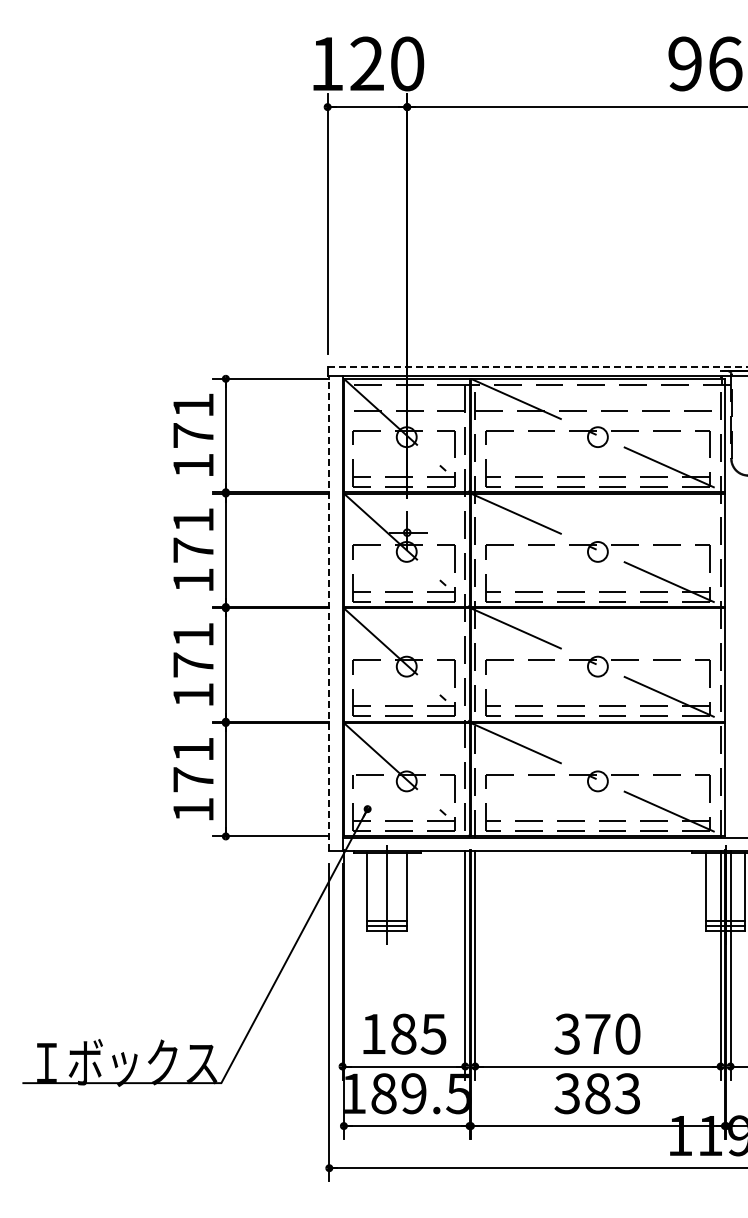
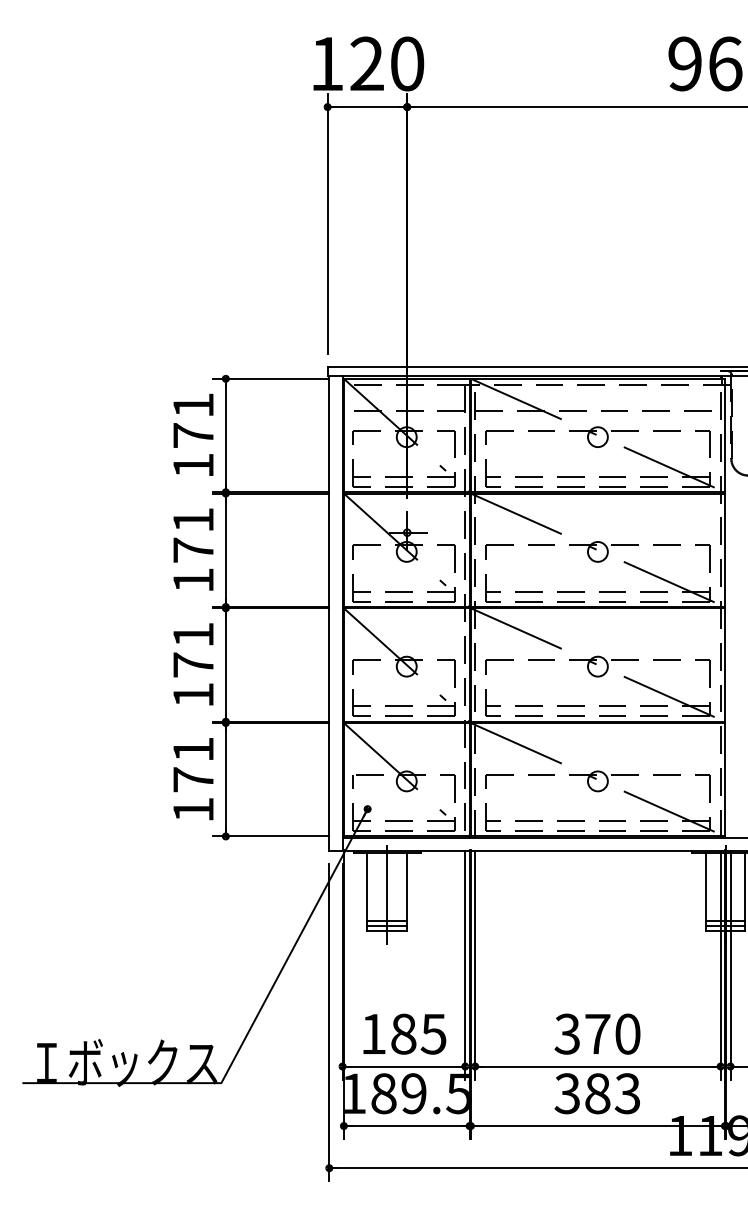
line: dashed -> solid (537, 366)
line: dashed -> solid (329, 613)
